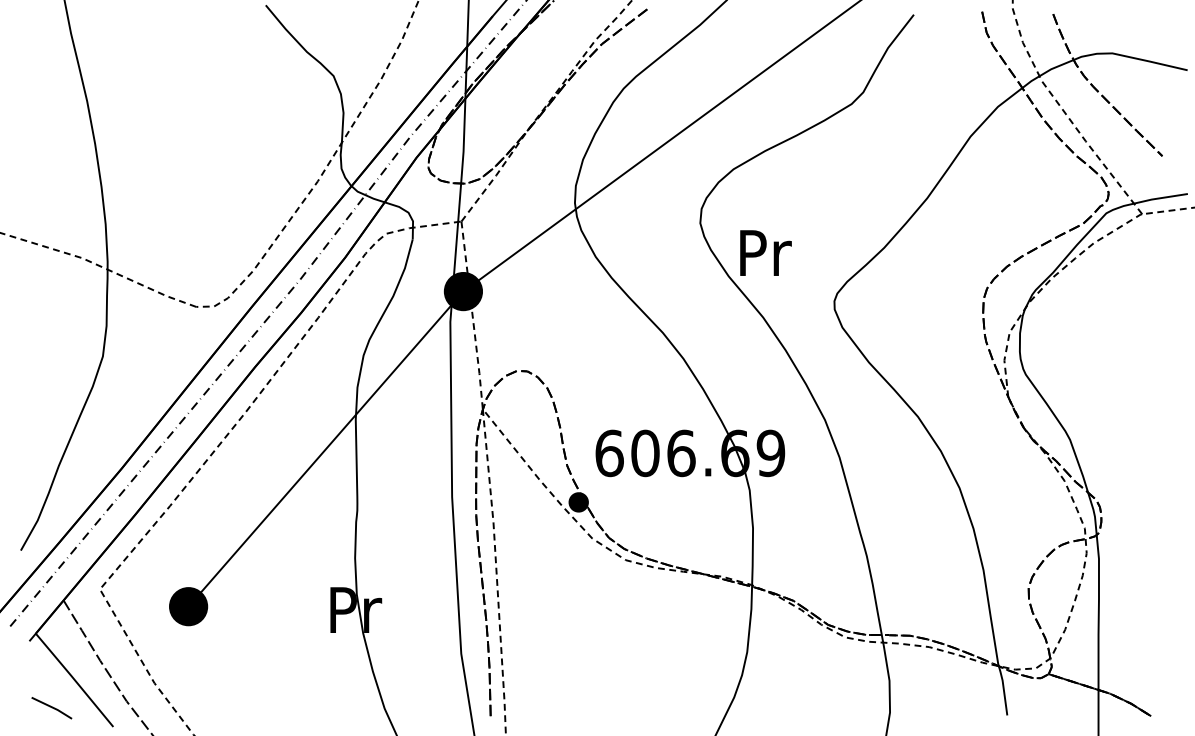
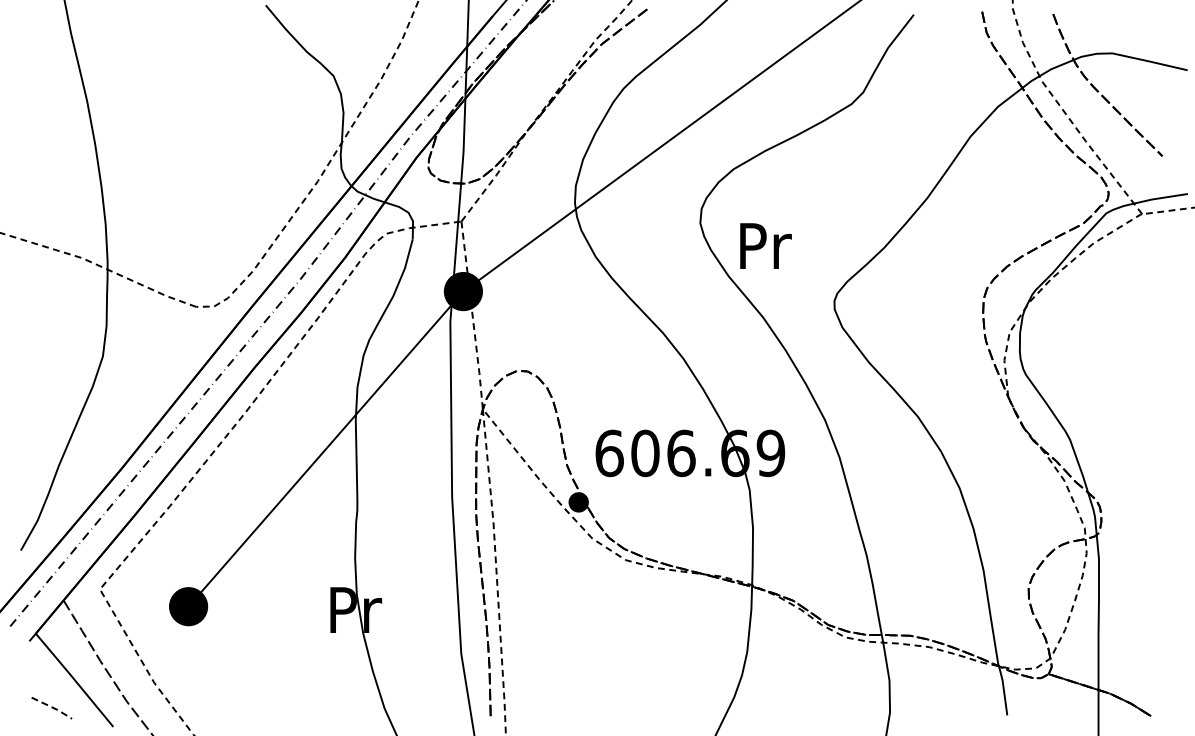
text position: (765, 252) -> (765, 245) (765, 245)
line: solid -> dashed (53, 707)
